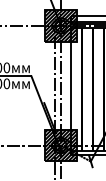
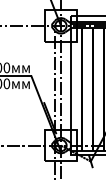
hatch: present -> none (60, 25)
hatch: present -> none (60, 145)
